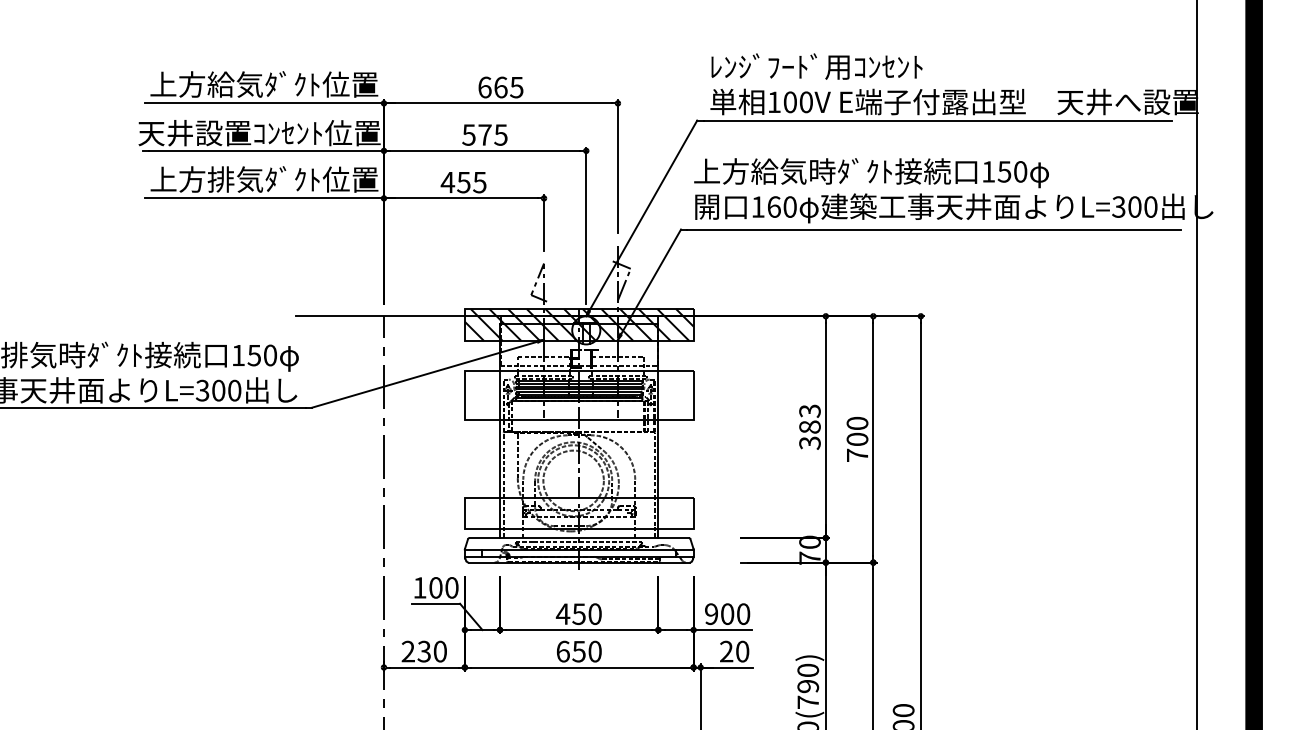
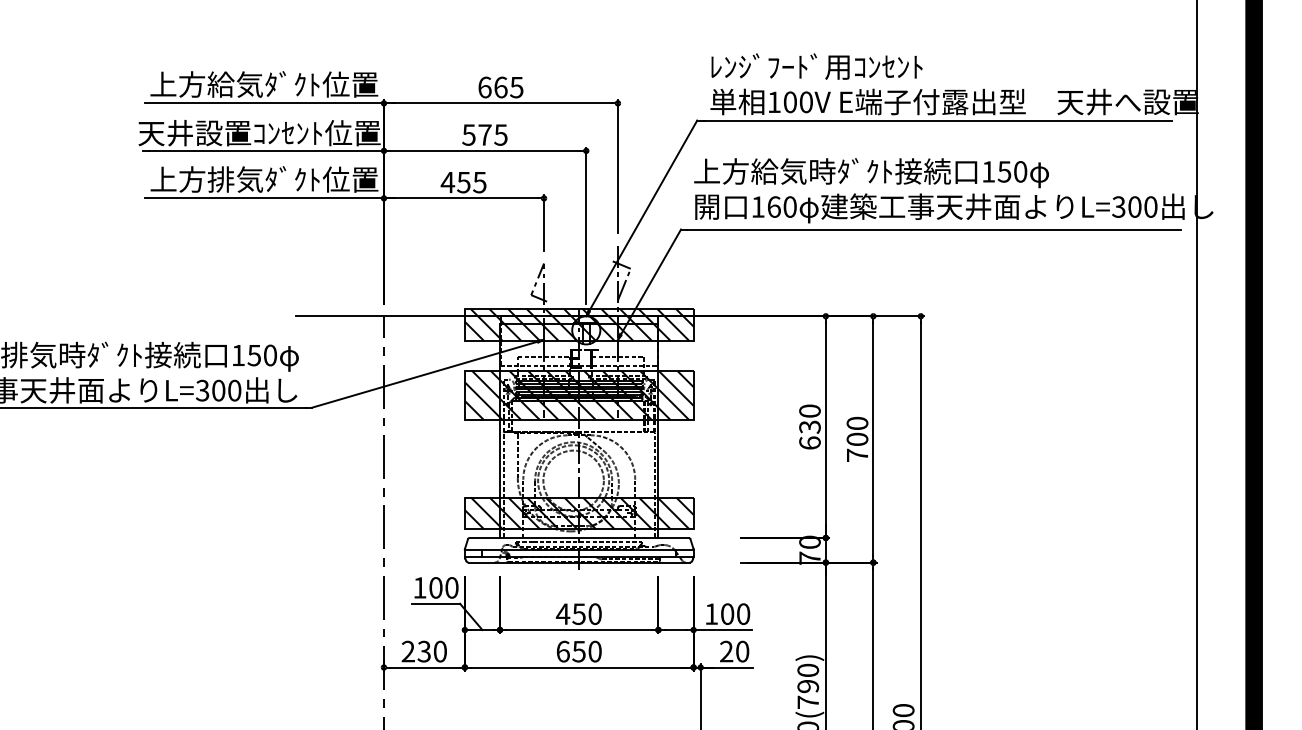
hatch: none -> present (578, 395)
text: 383 -> 630 (809, 426)
hatch: none -> present (578, 513)
text: 900 -> 100 (711, 614)
